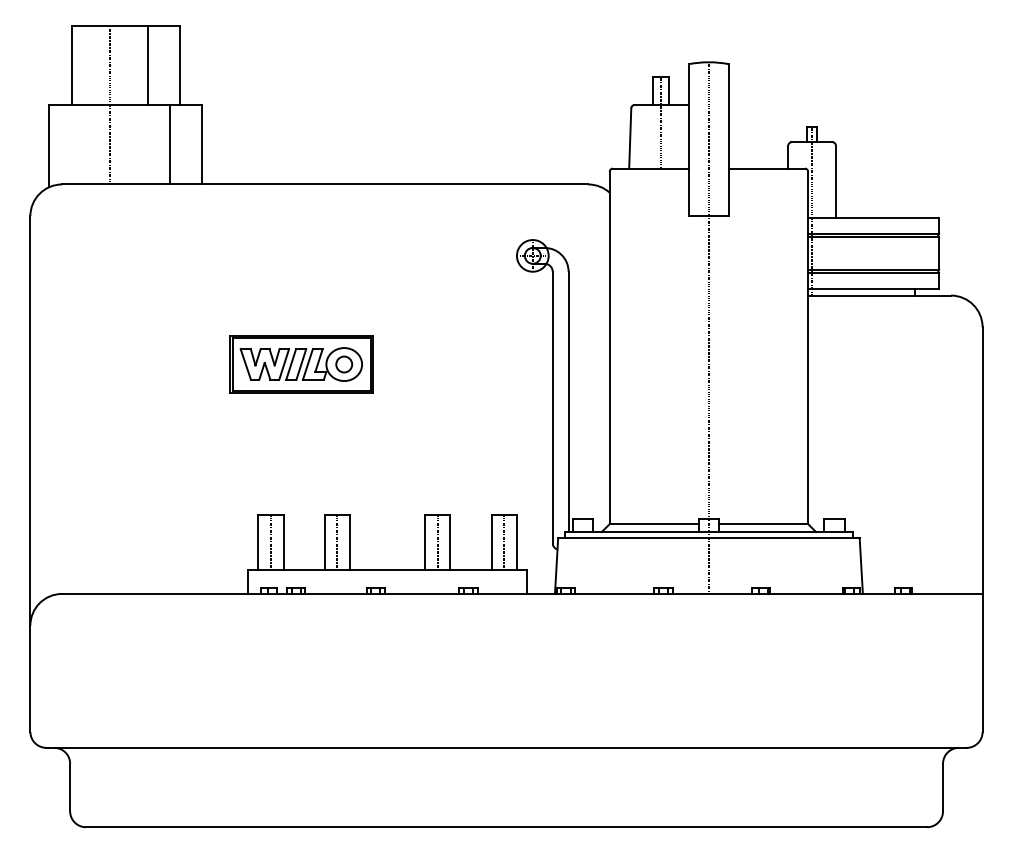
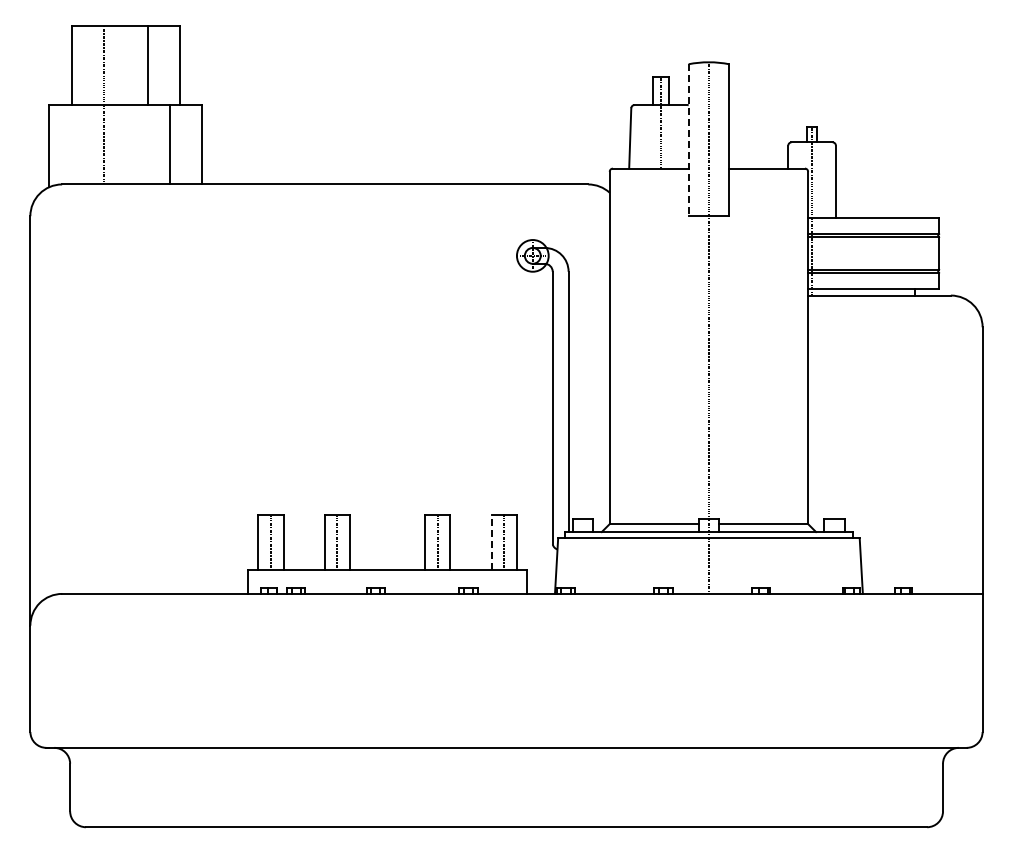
line position: (109, 104) -> (103, 104) (103, 104)
line: solid -> dashed (688, 140)
part: present -> none (301, 364)
line: solid -> dashed (491, 542)
